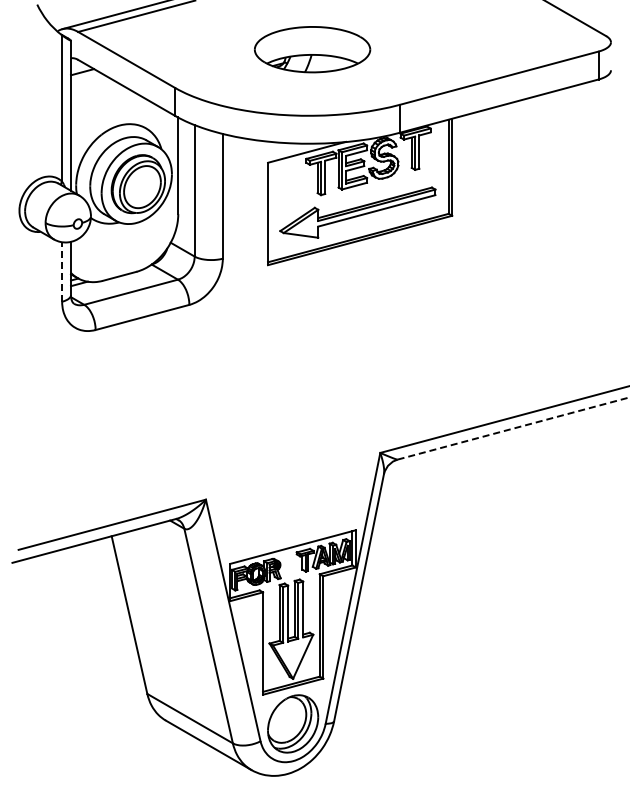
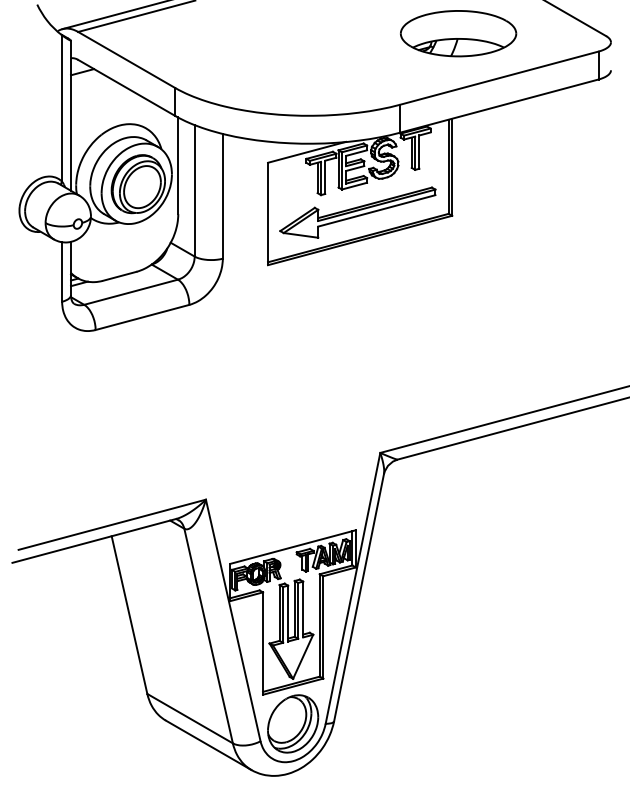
part position: (312, 49) -> (458, 33) (458, 33)
line: dashed -> solid (62, 271)
line: dashed -> solid (513, 428)
